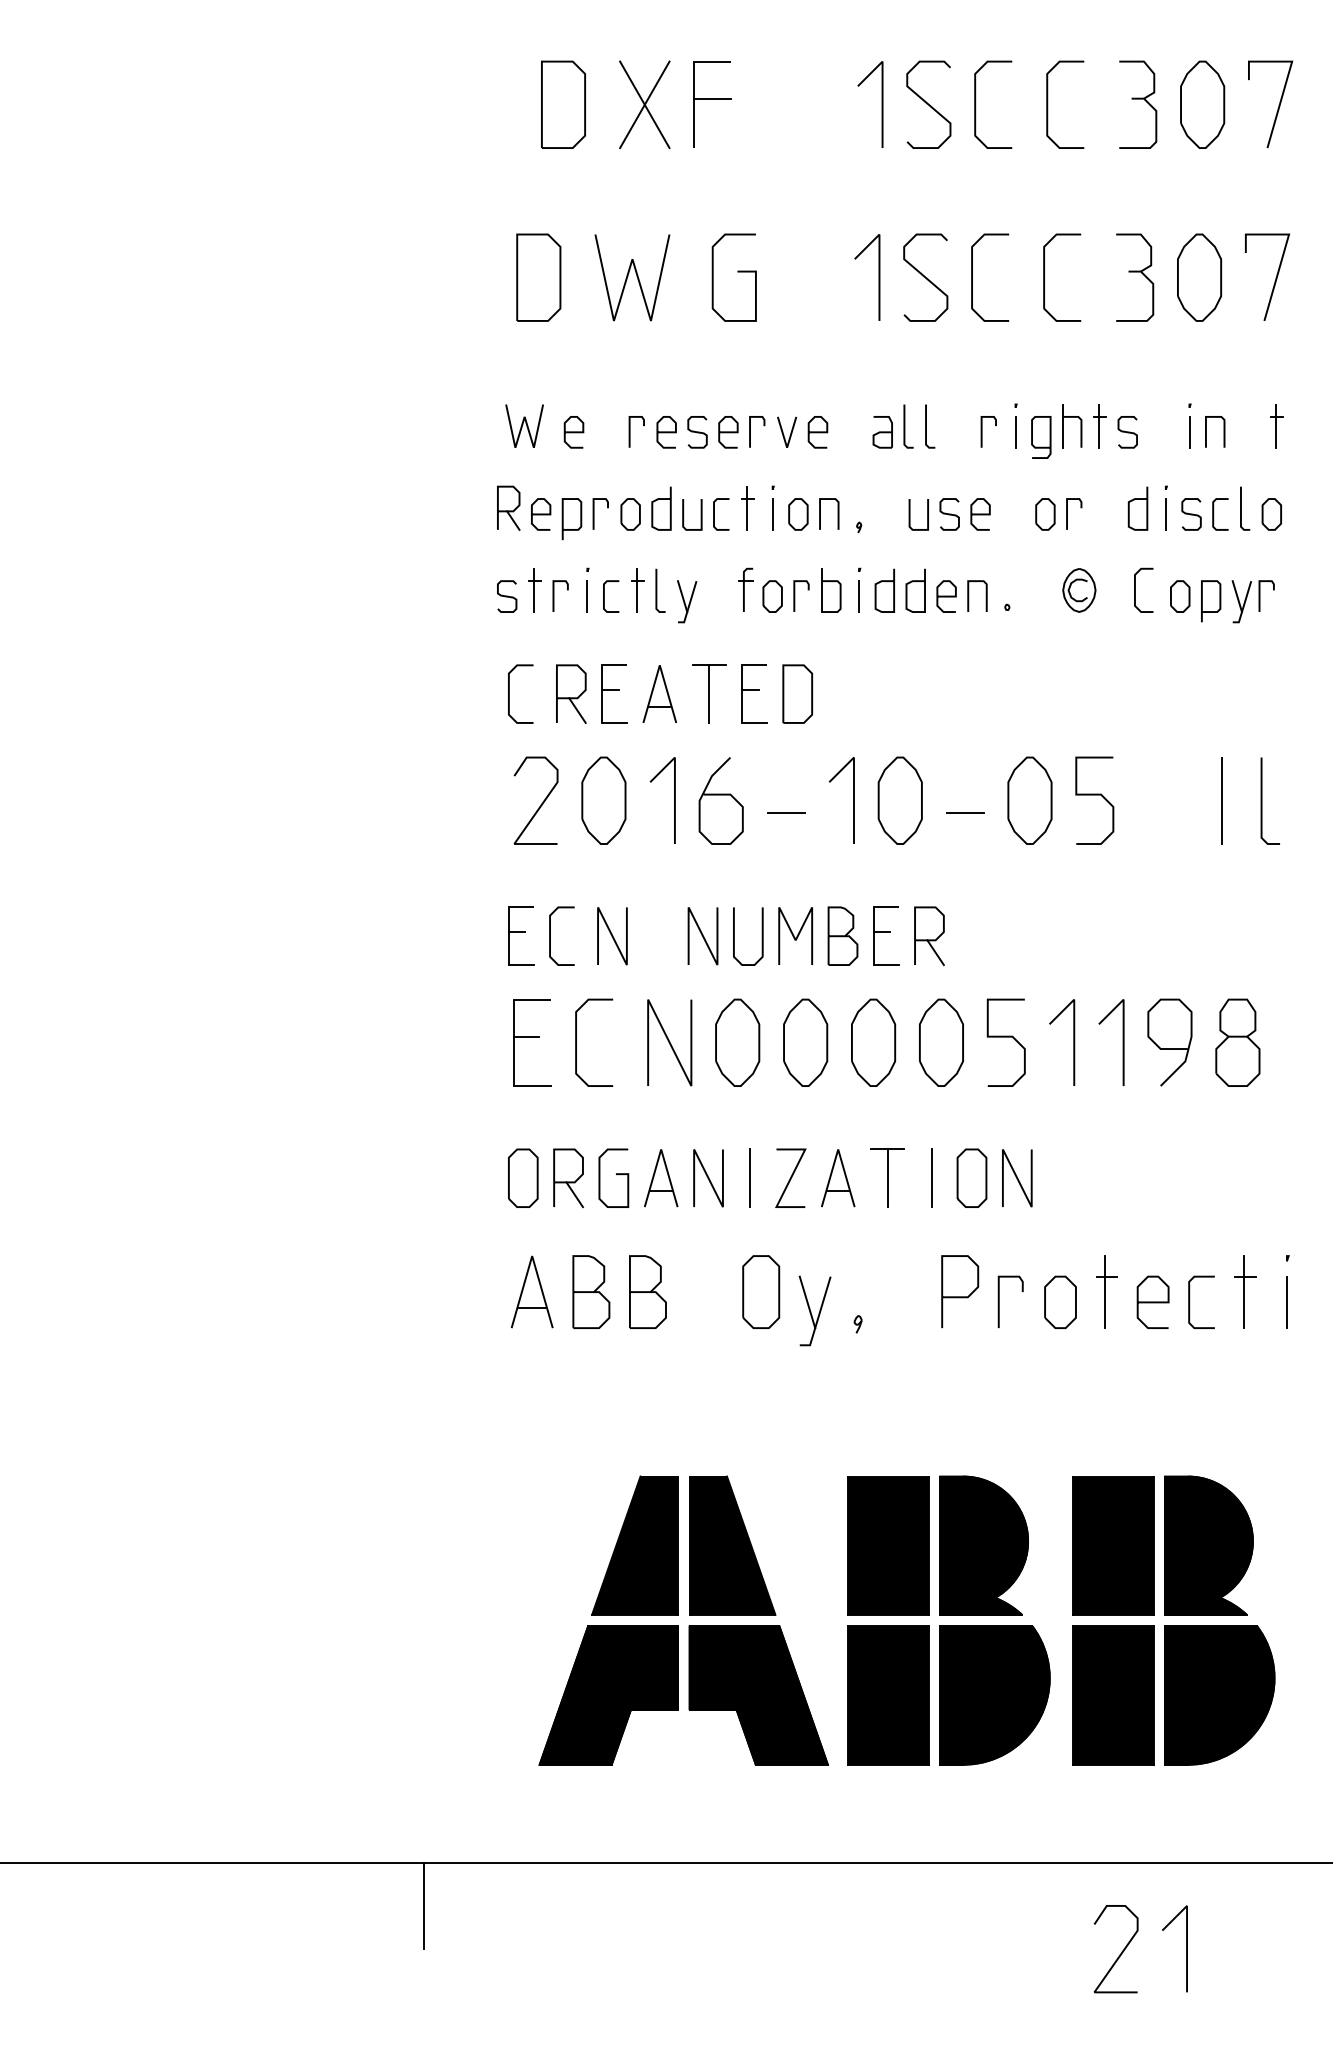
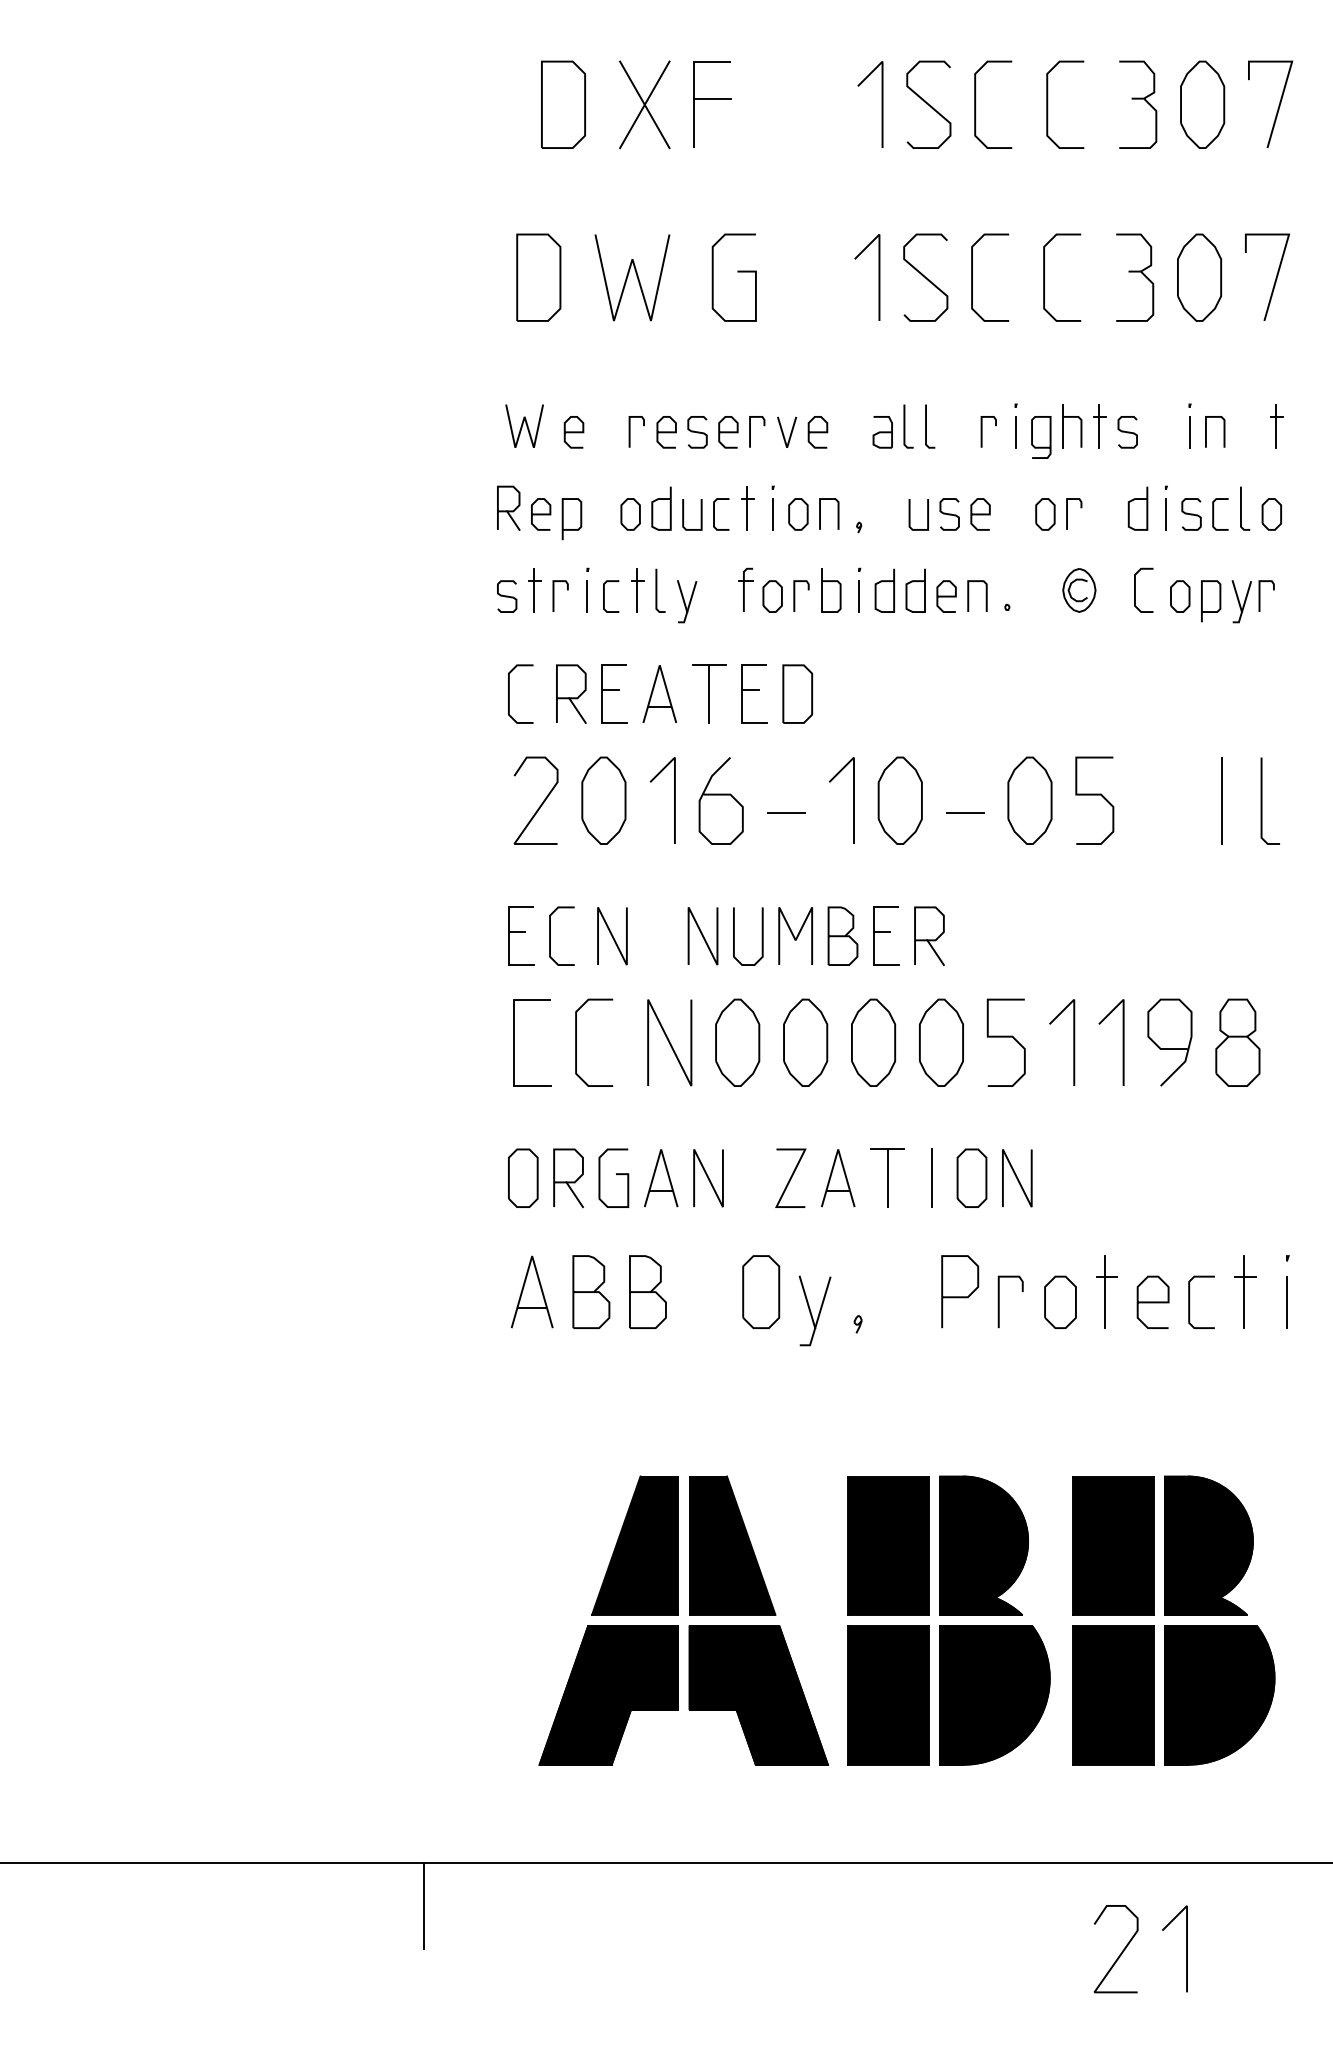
line: present -> none (594, 513)
line: present -> none (526, 1036)
line: present -> none (750, 1178)
